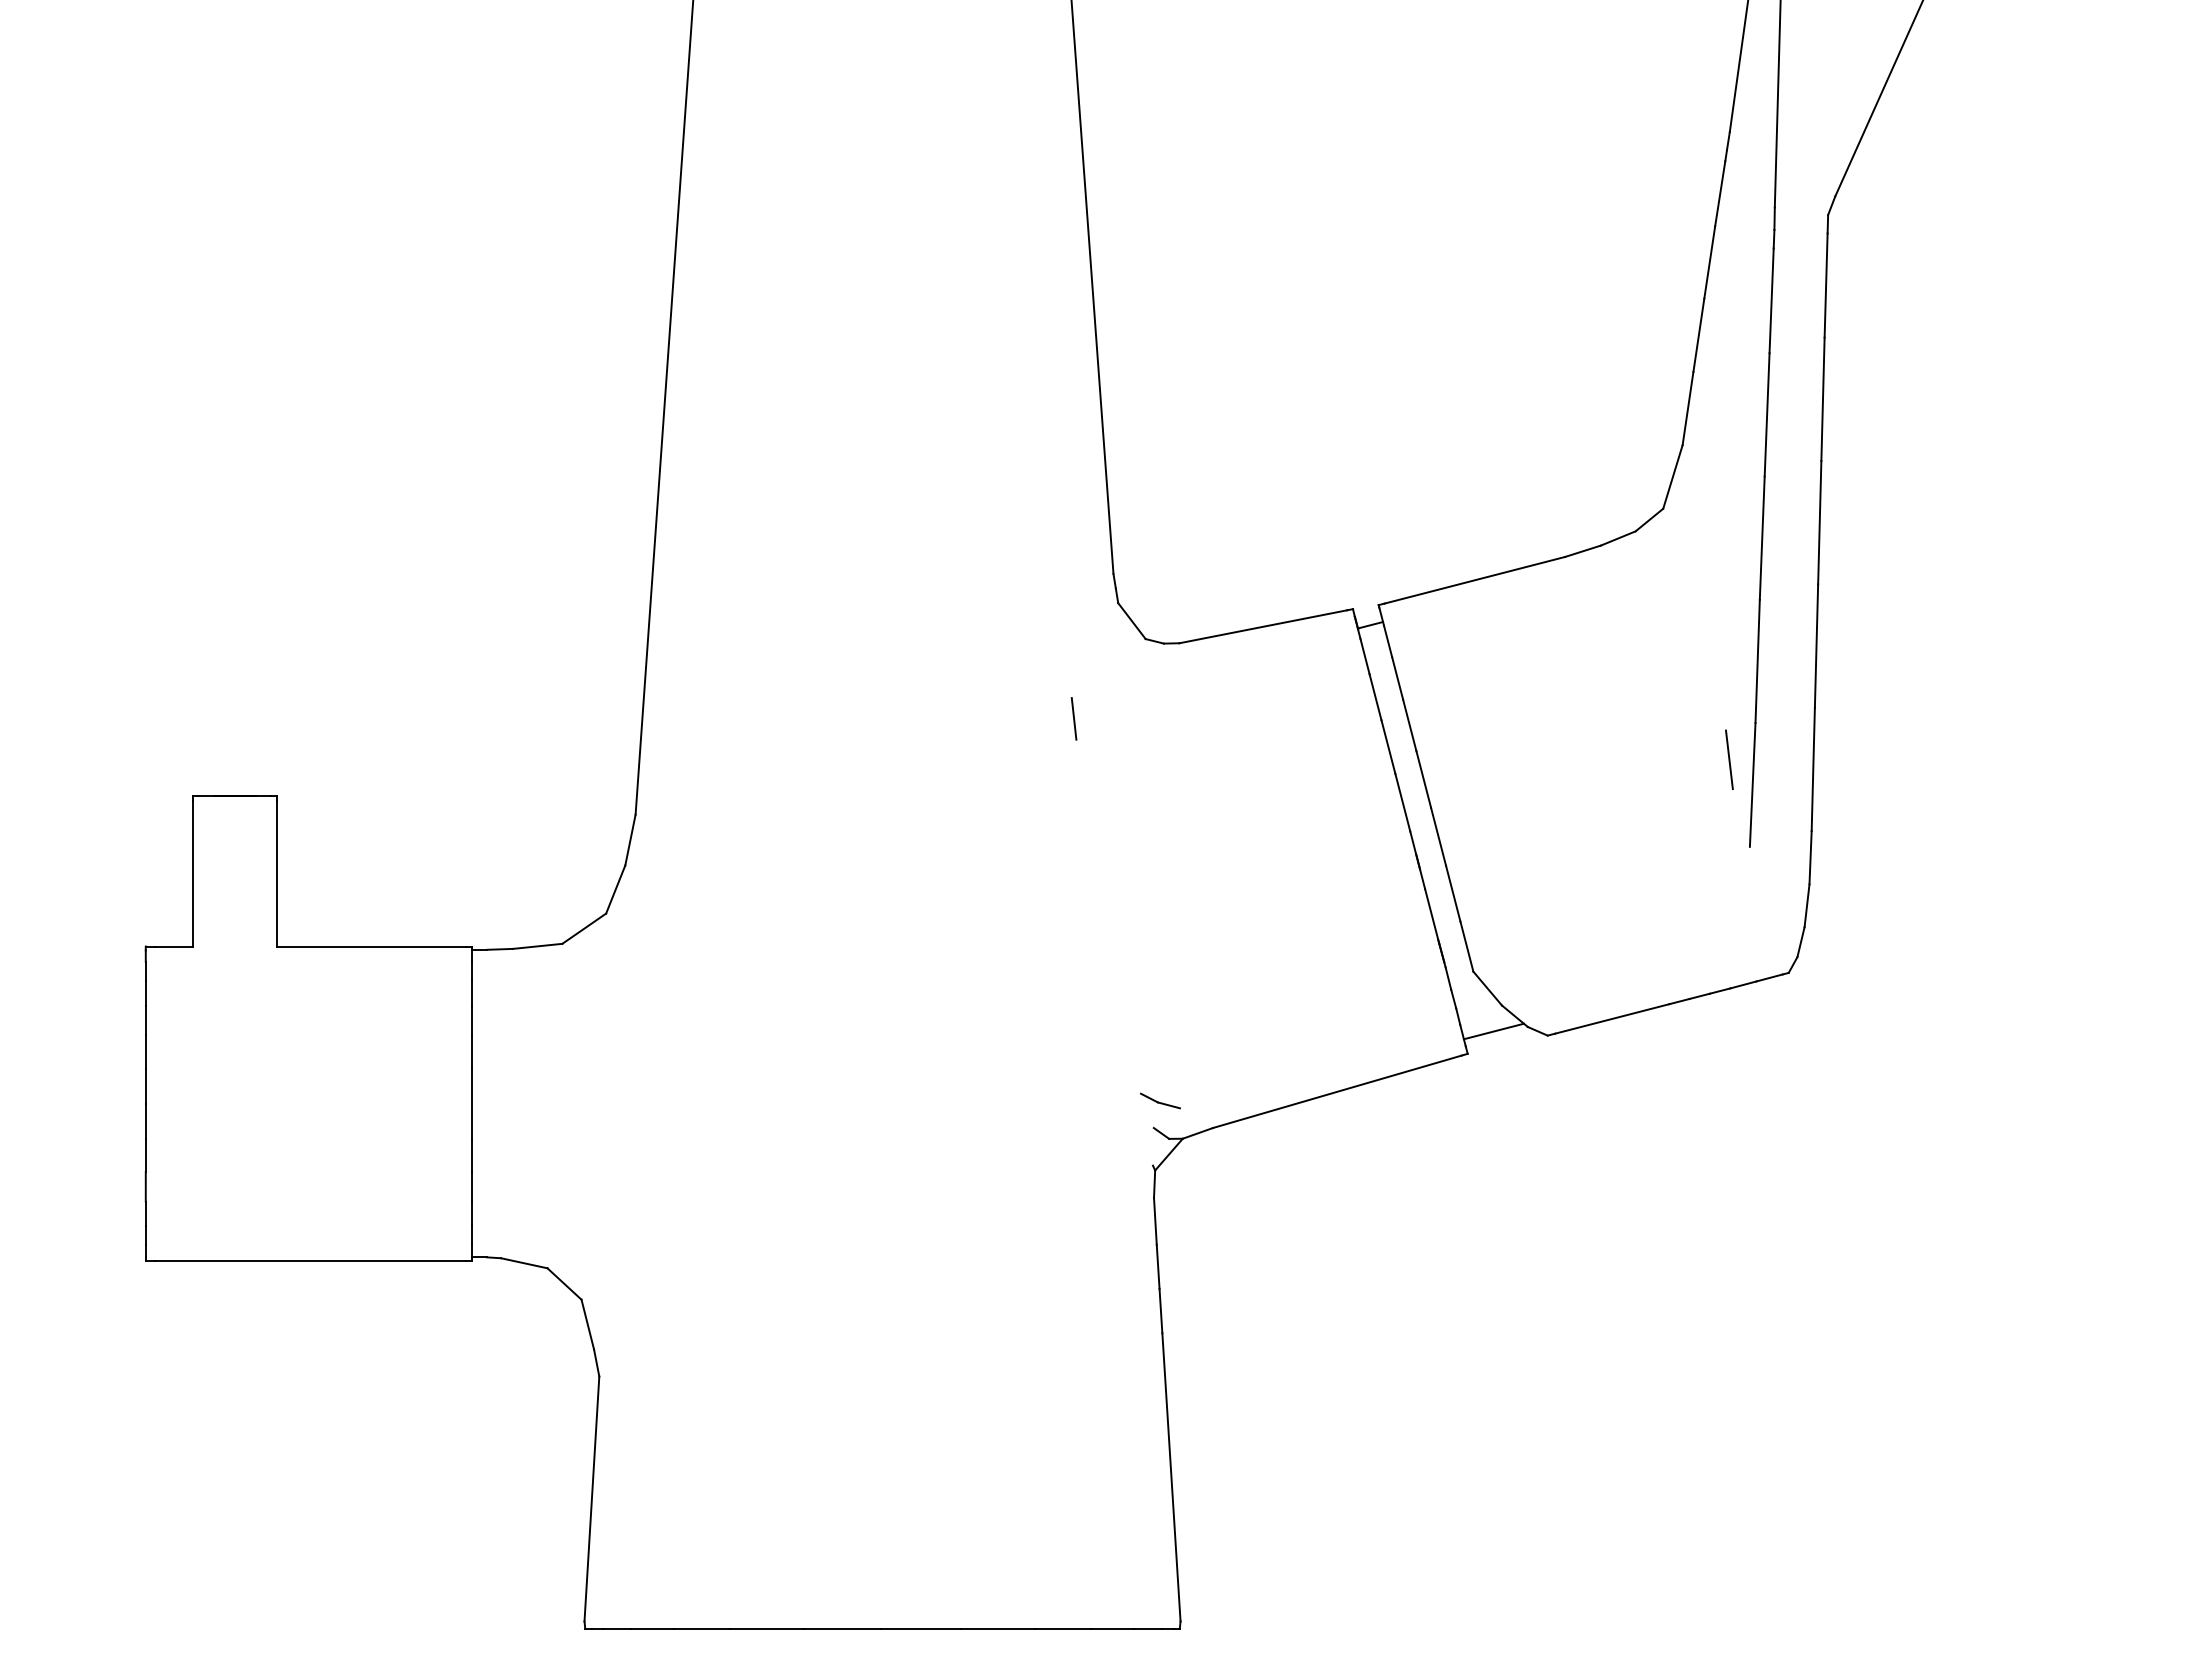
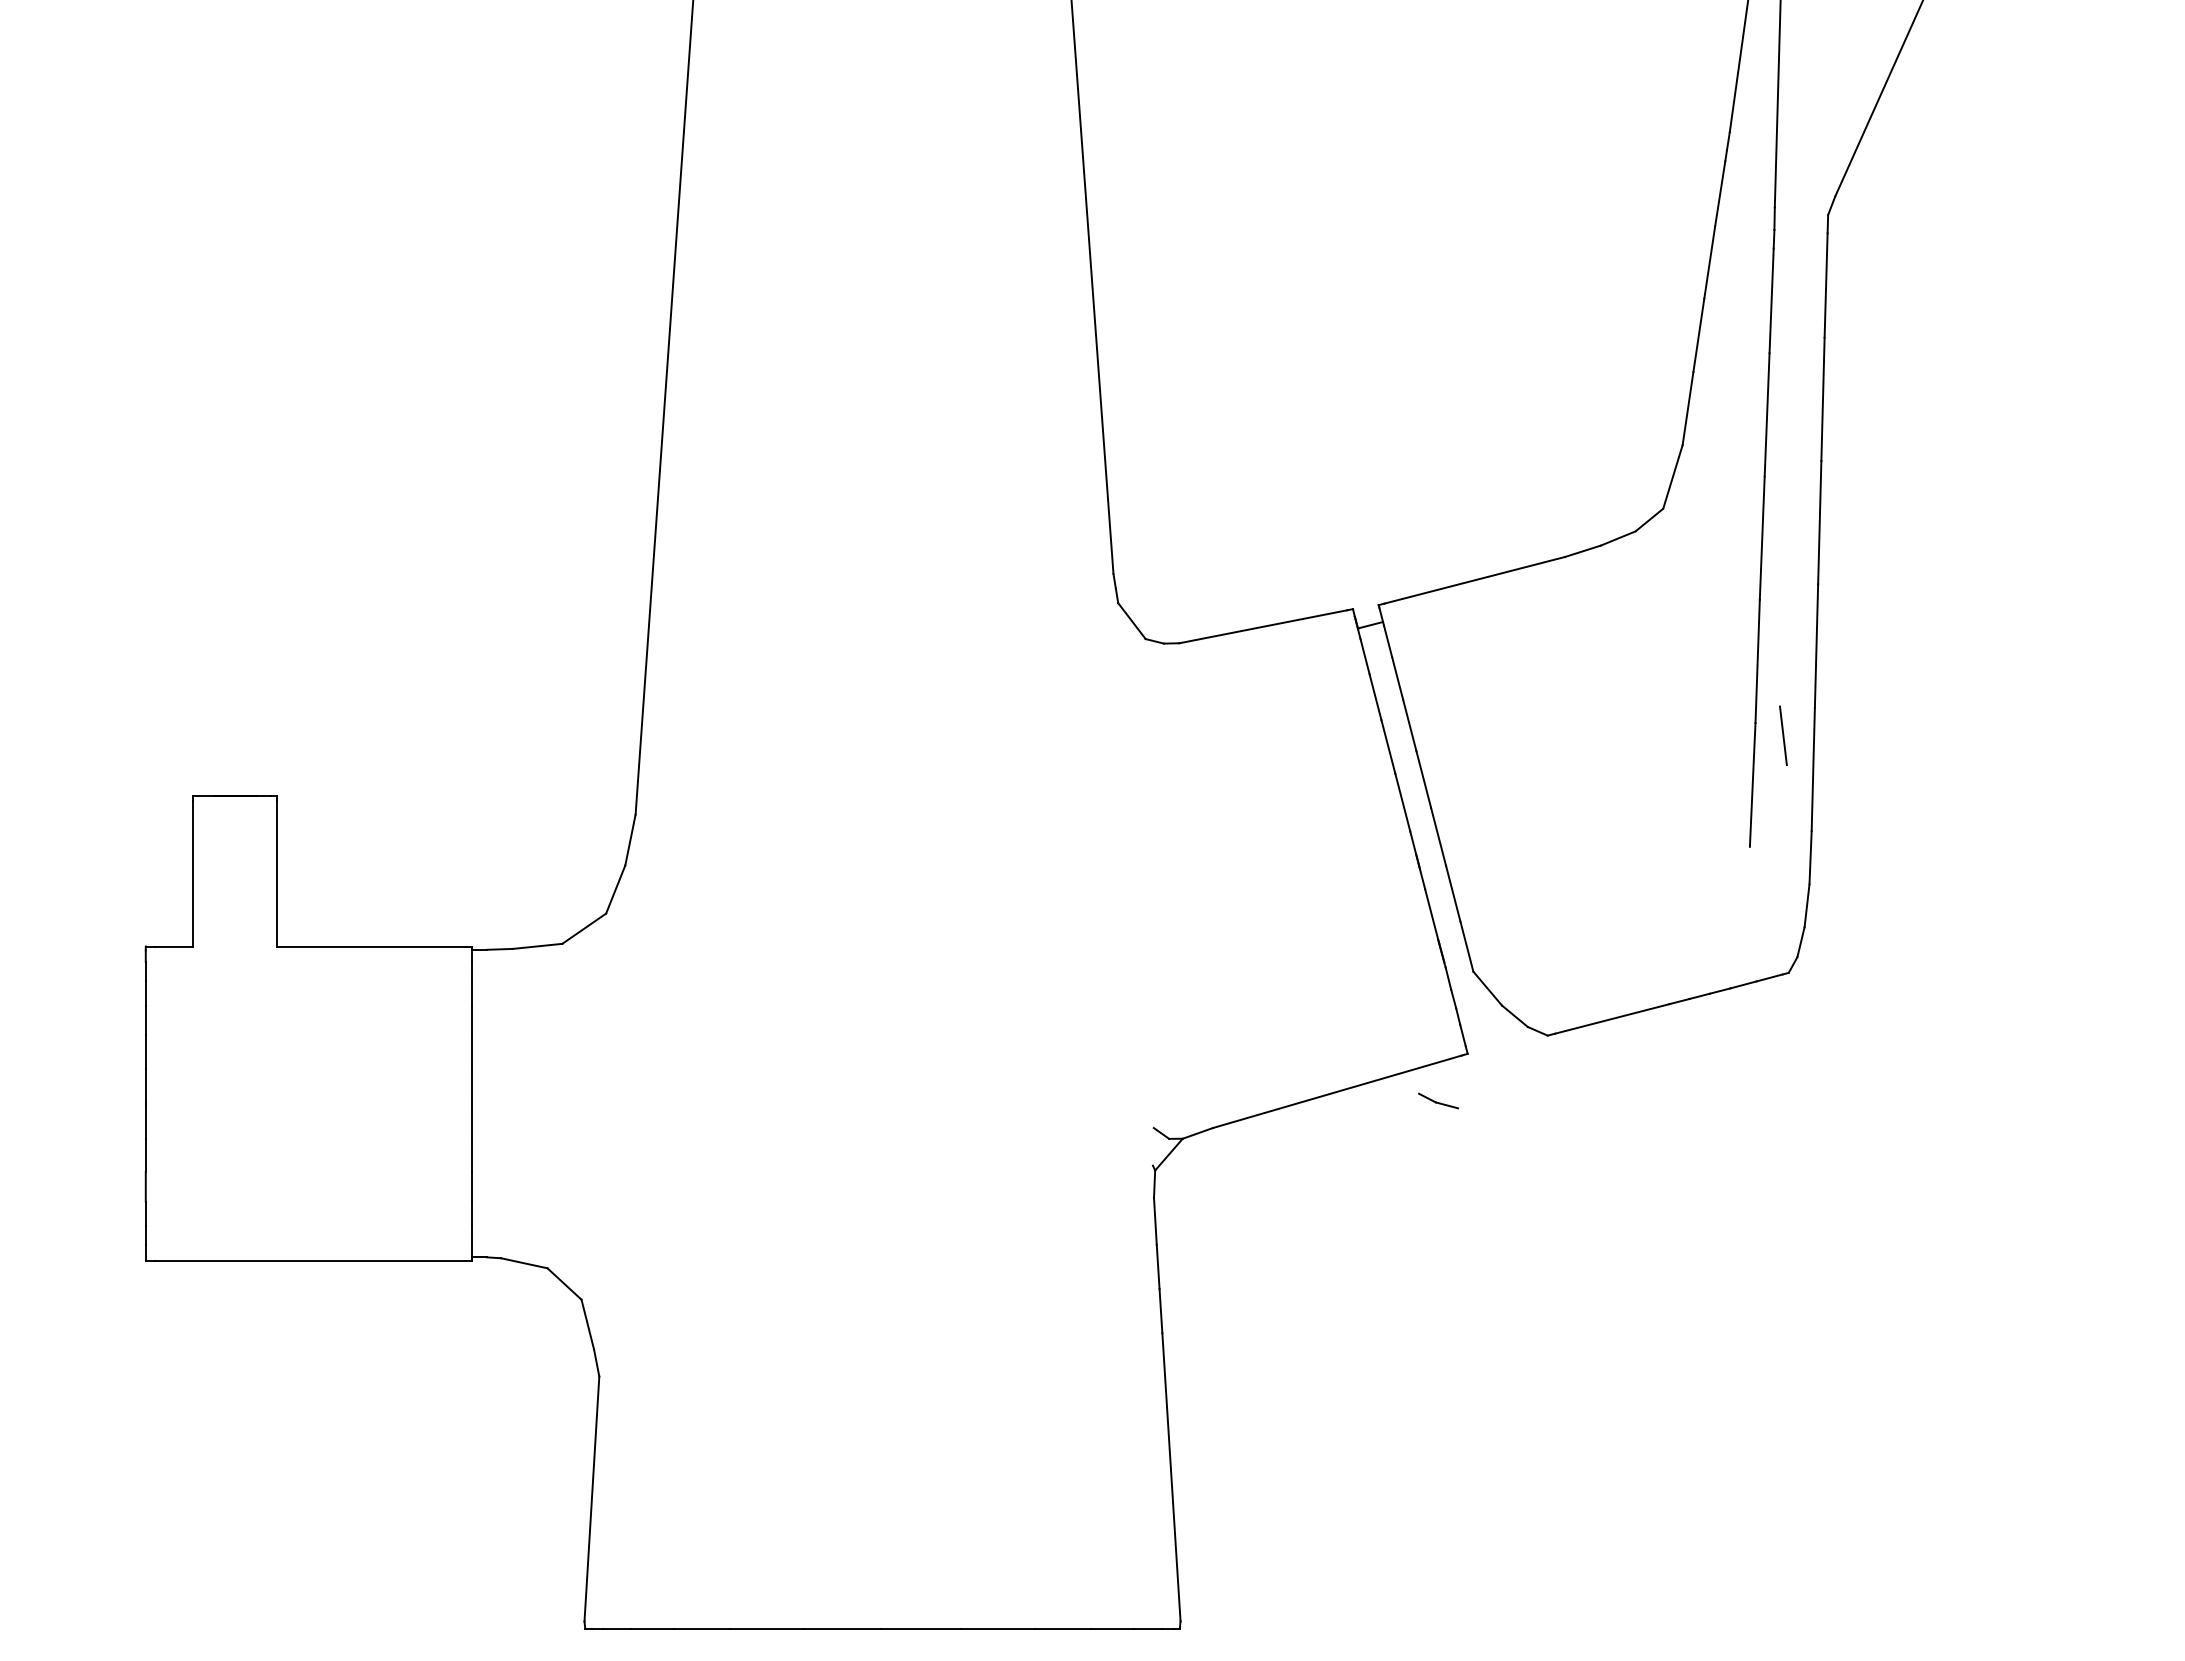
line: present -> none (1073, 718)
line position: (1729, 759) -> (1783, 735) (1783, 735)
line: present -> none (1493, 1031)
part position: (1160, 1100) -> (1438, 1100) (1438, 1100)
